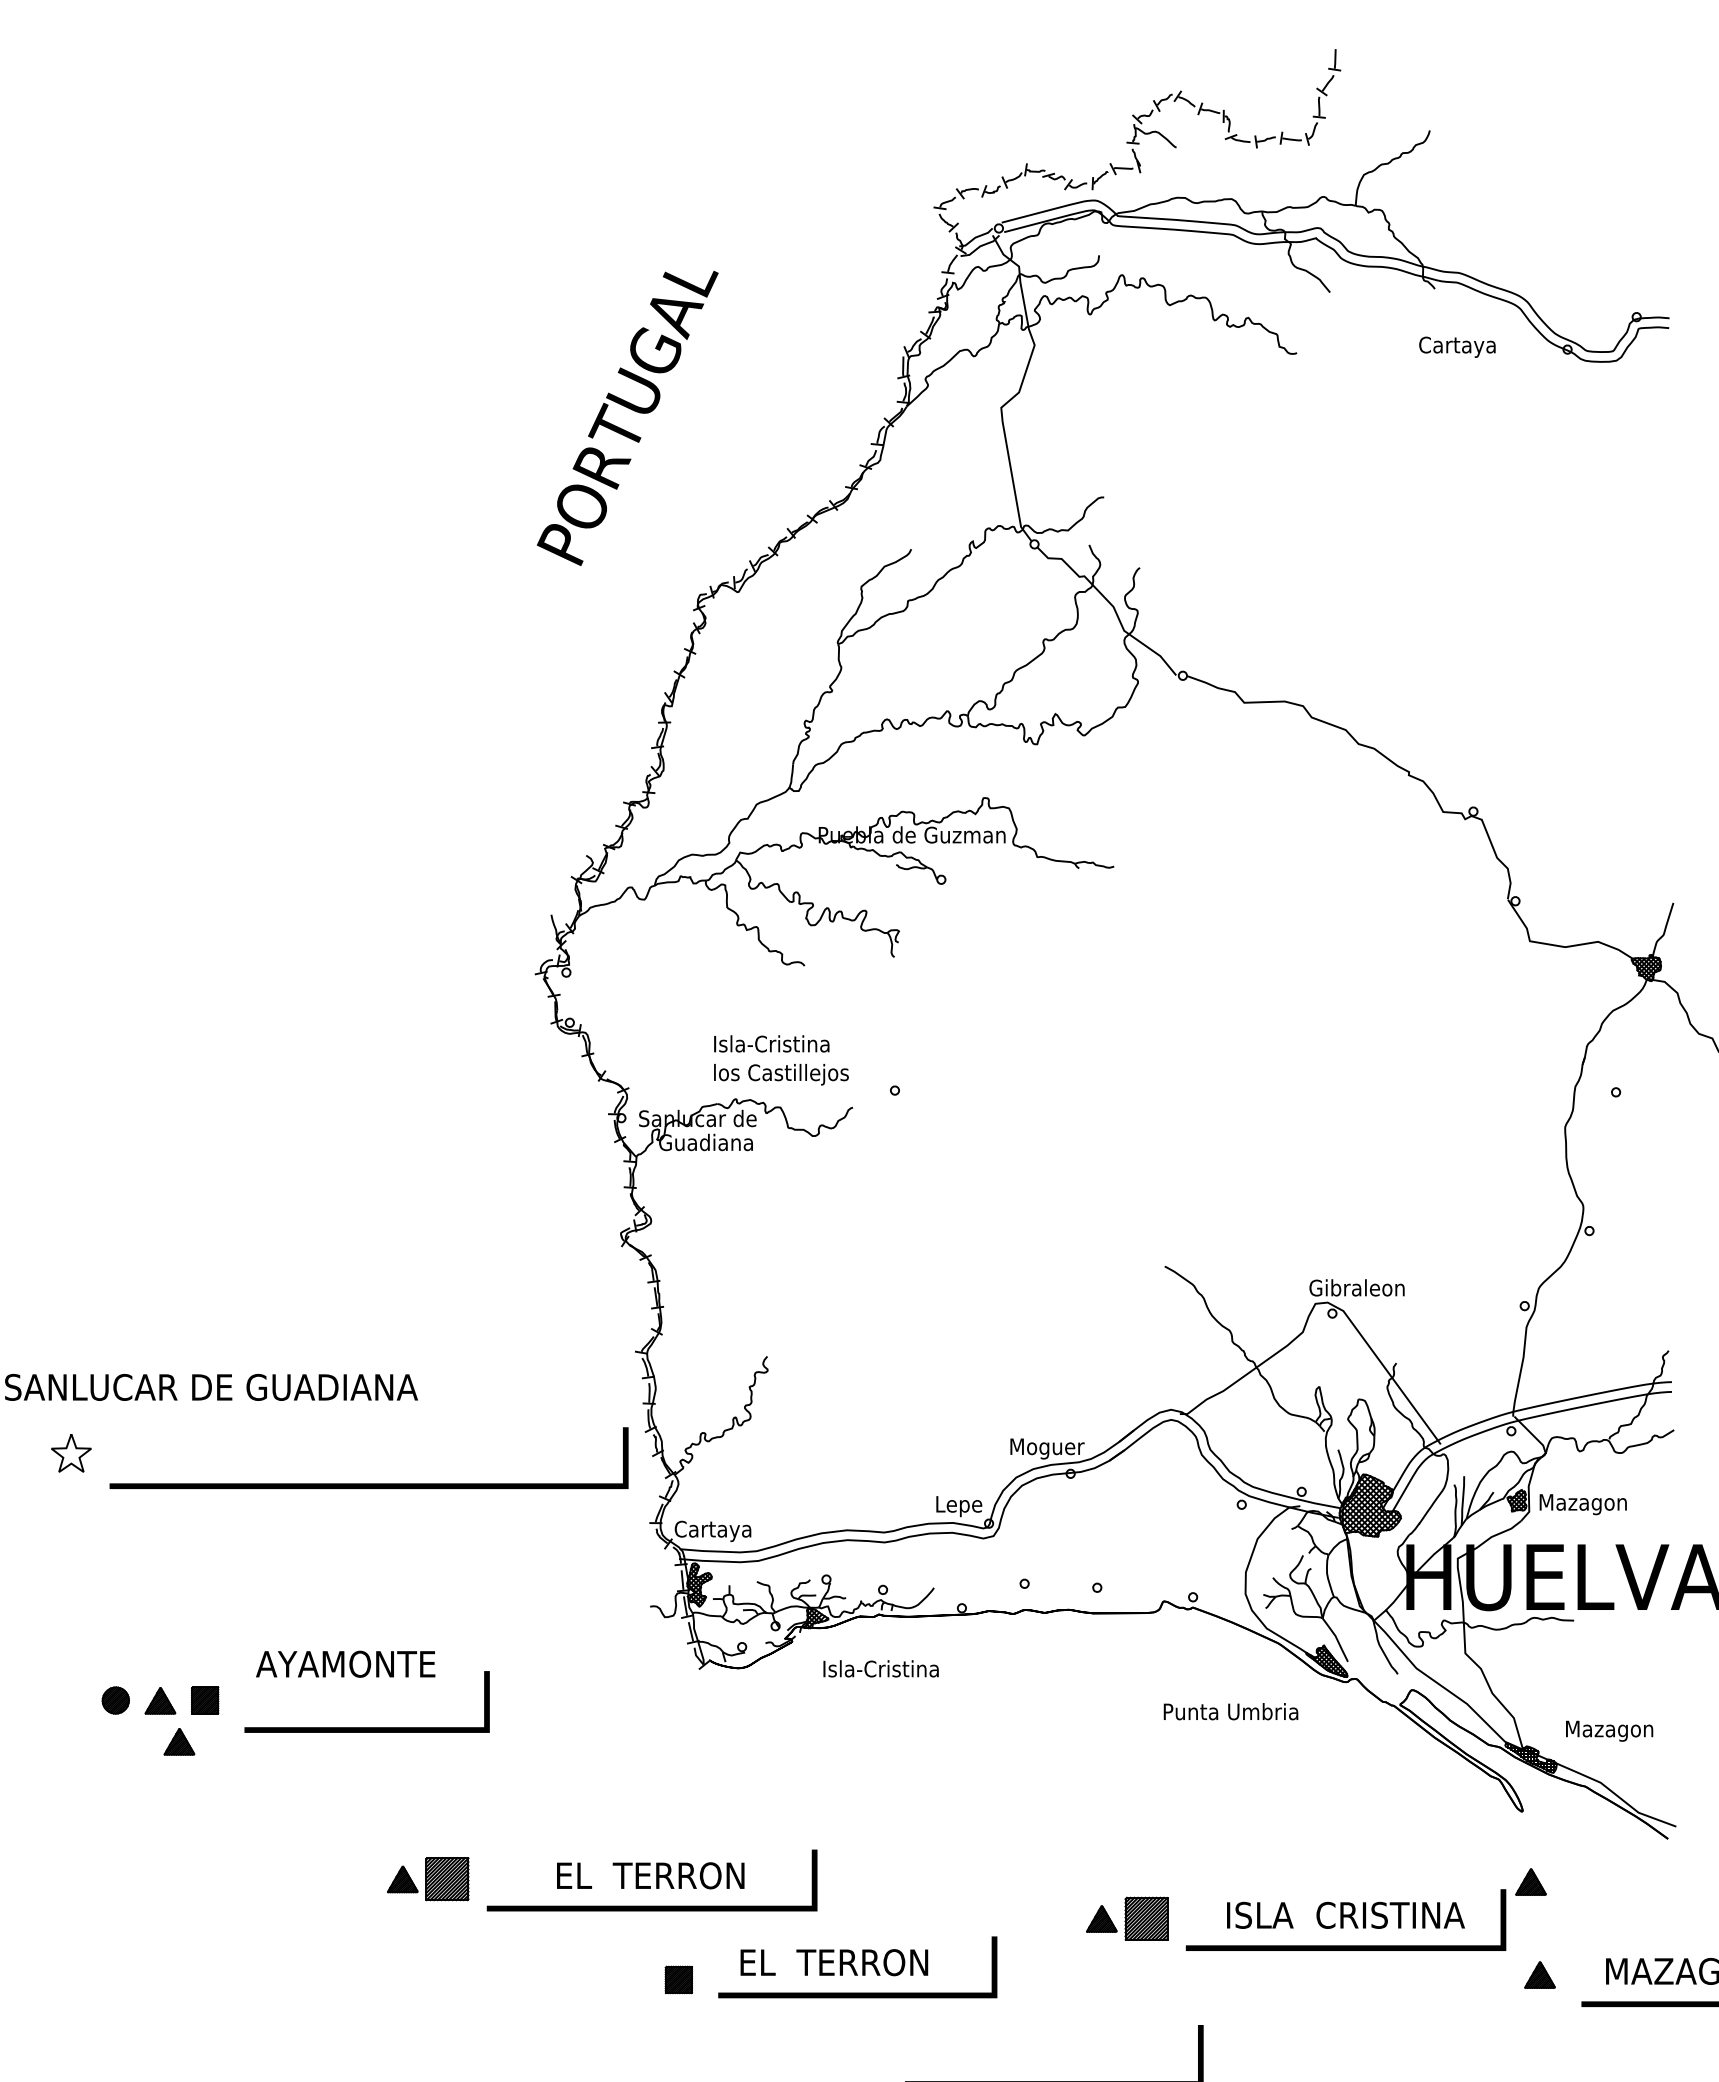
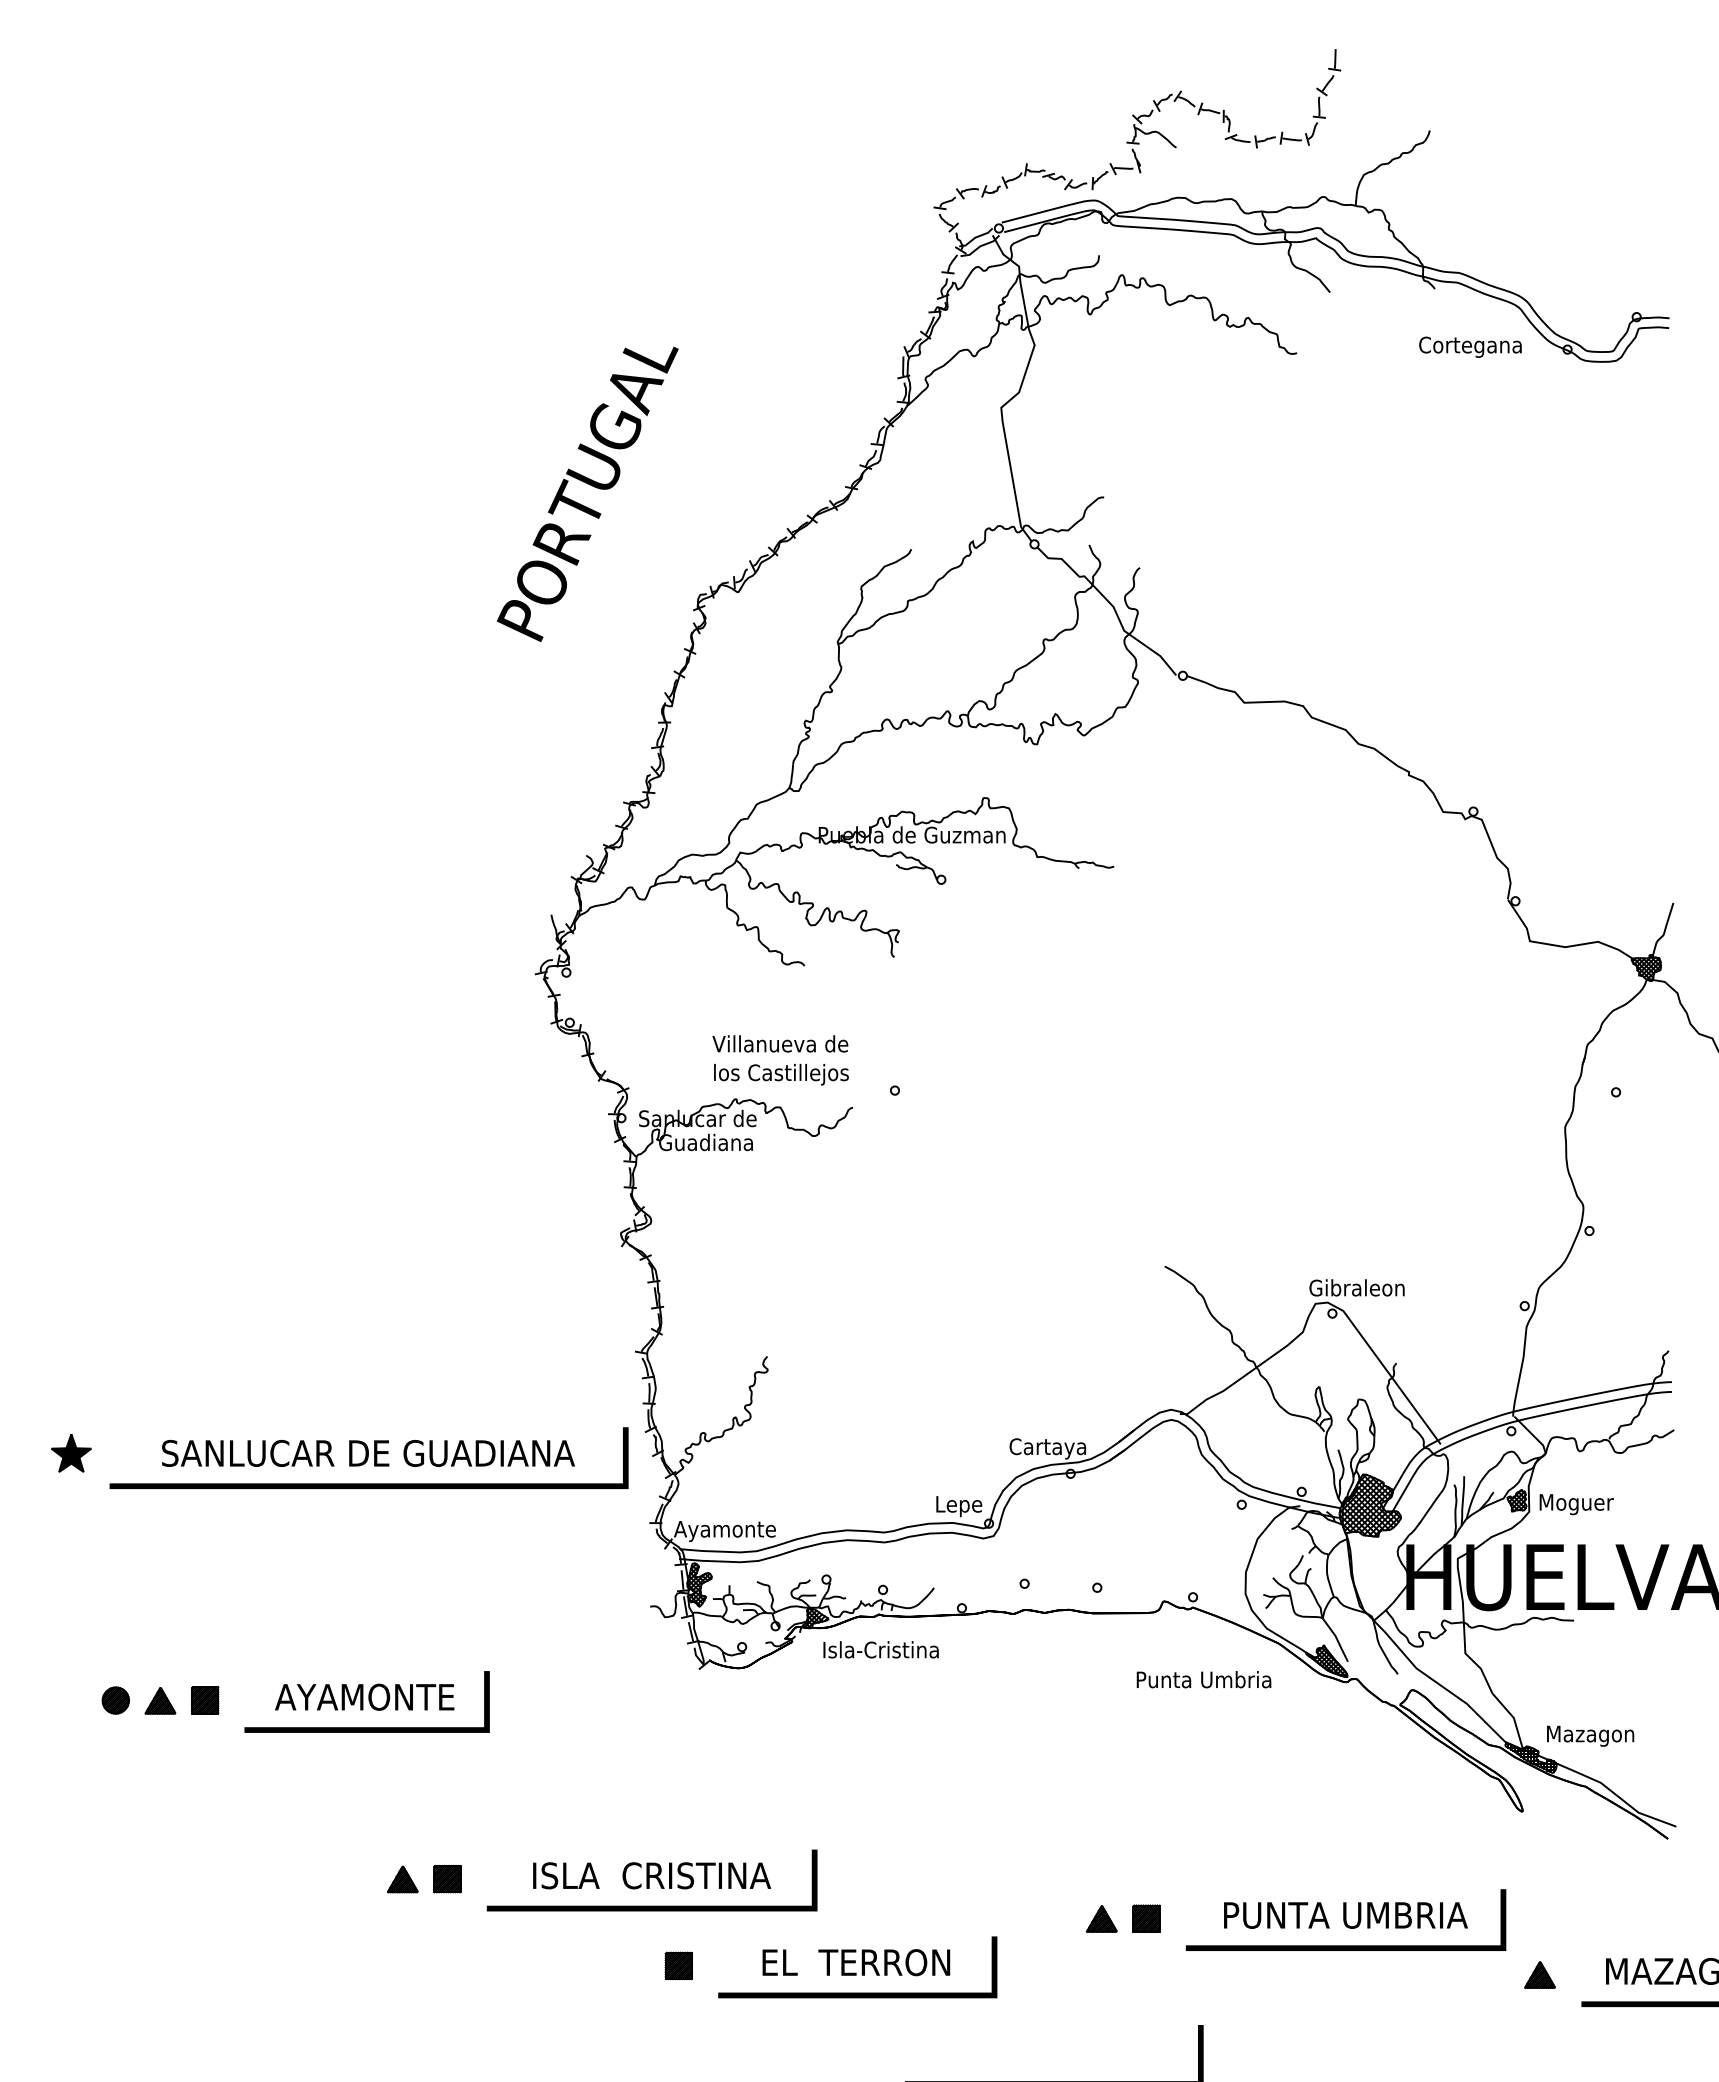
text: Cartaya -> Cortegana (1477, 348)
text position: (627, 418) -> (587, 494) (587, 494)
text: Isla-Cristina -> Villanueva de (780, 1043)
text position: (211, 1387) -> (368, 1453) (368, 1453)
text: Moguer -> Cartaya (1047, 1448)
fill: none -> present (71, 1453)
text: Mazagon -> Moguer (1591, 1506)
text: Cartaya -> Ayamonte (724, 1531)
text position: (345, 1663) -> (364, 1696) (364, 1696)
text position: (880, 1668) -> (880, 1649) (880, 1649)
text position: (1230, 1711) -> (1203, 1679) (1203, 1679)
text position: (1609, 1730) -> (1590, 1735) (1590, 1735)
part: present -> none (179, 1741)
text: EL  TERRON -> ISLA  CRISTINA (652, 1875)
part size: 45x45 px -> 29x30 px (447, 1878)
part: present -> none (1530, 1881)
text: ISLA  CRISTINA -> PUNTA UMBRIA (1345, 1914)
part size: 45x45 px -> 29x29 px (1146, 1918)
text position: (834, 1962) -> (856, 1962) (856, 1962)
part position: (678, 1979) -> (678, 1965) (678, 1965)
